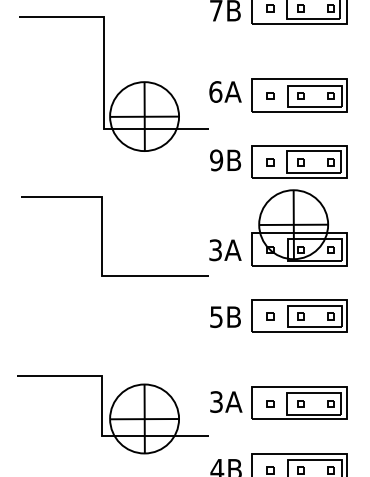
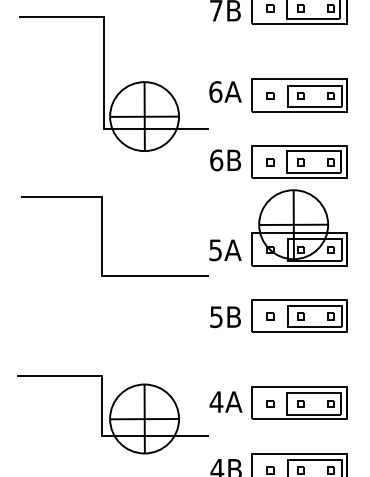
text: 9B -> 6B (216, 160)
text: 3A -> 5A (215, 249)
text: 3A -> 4A (216, 401)
